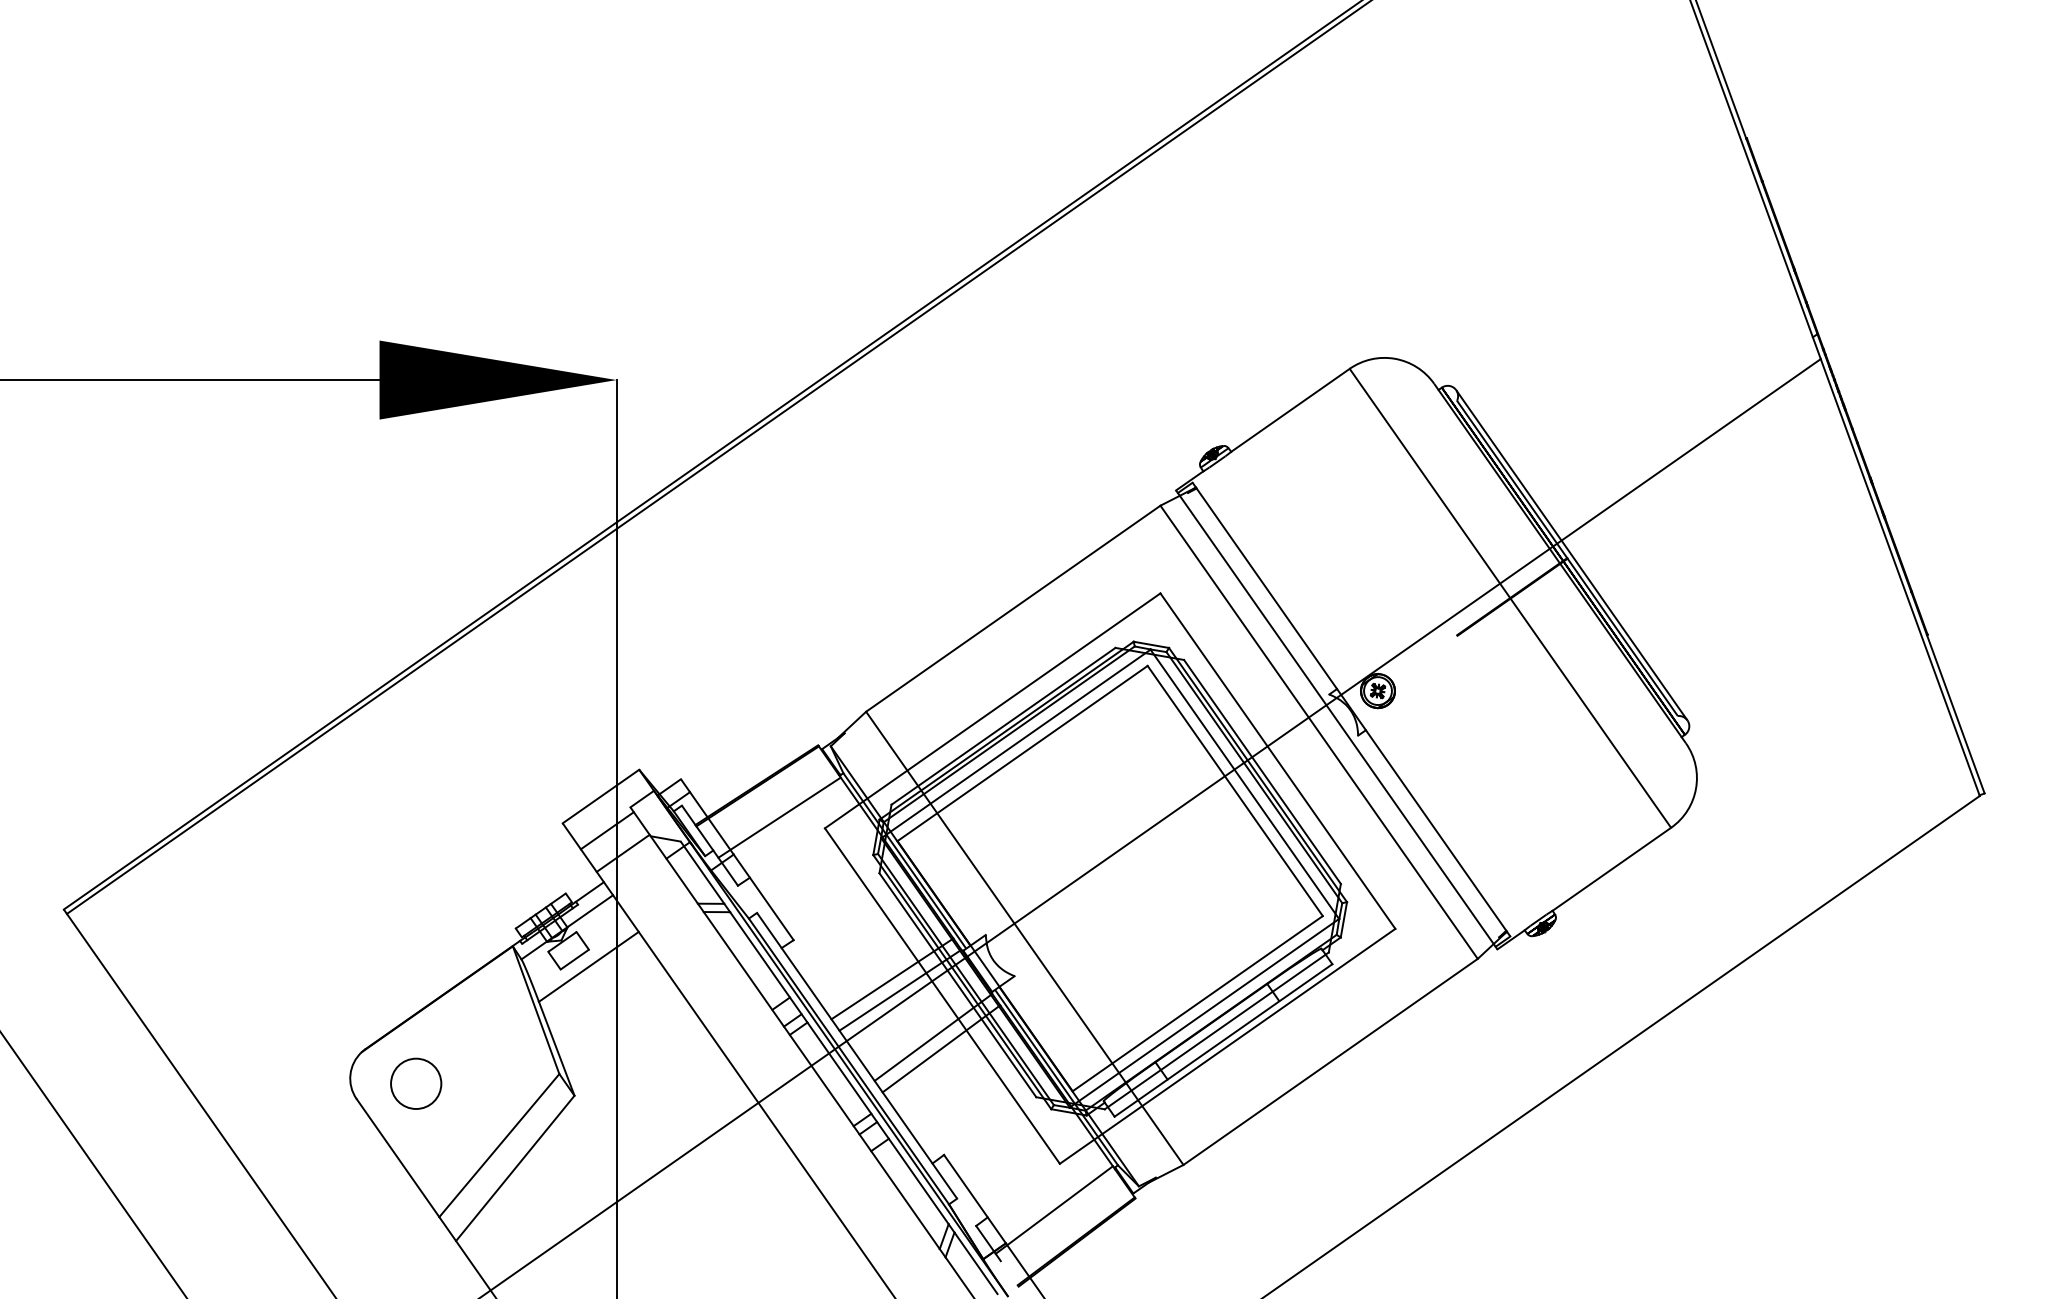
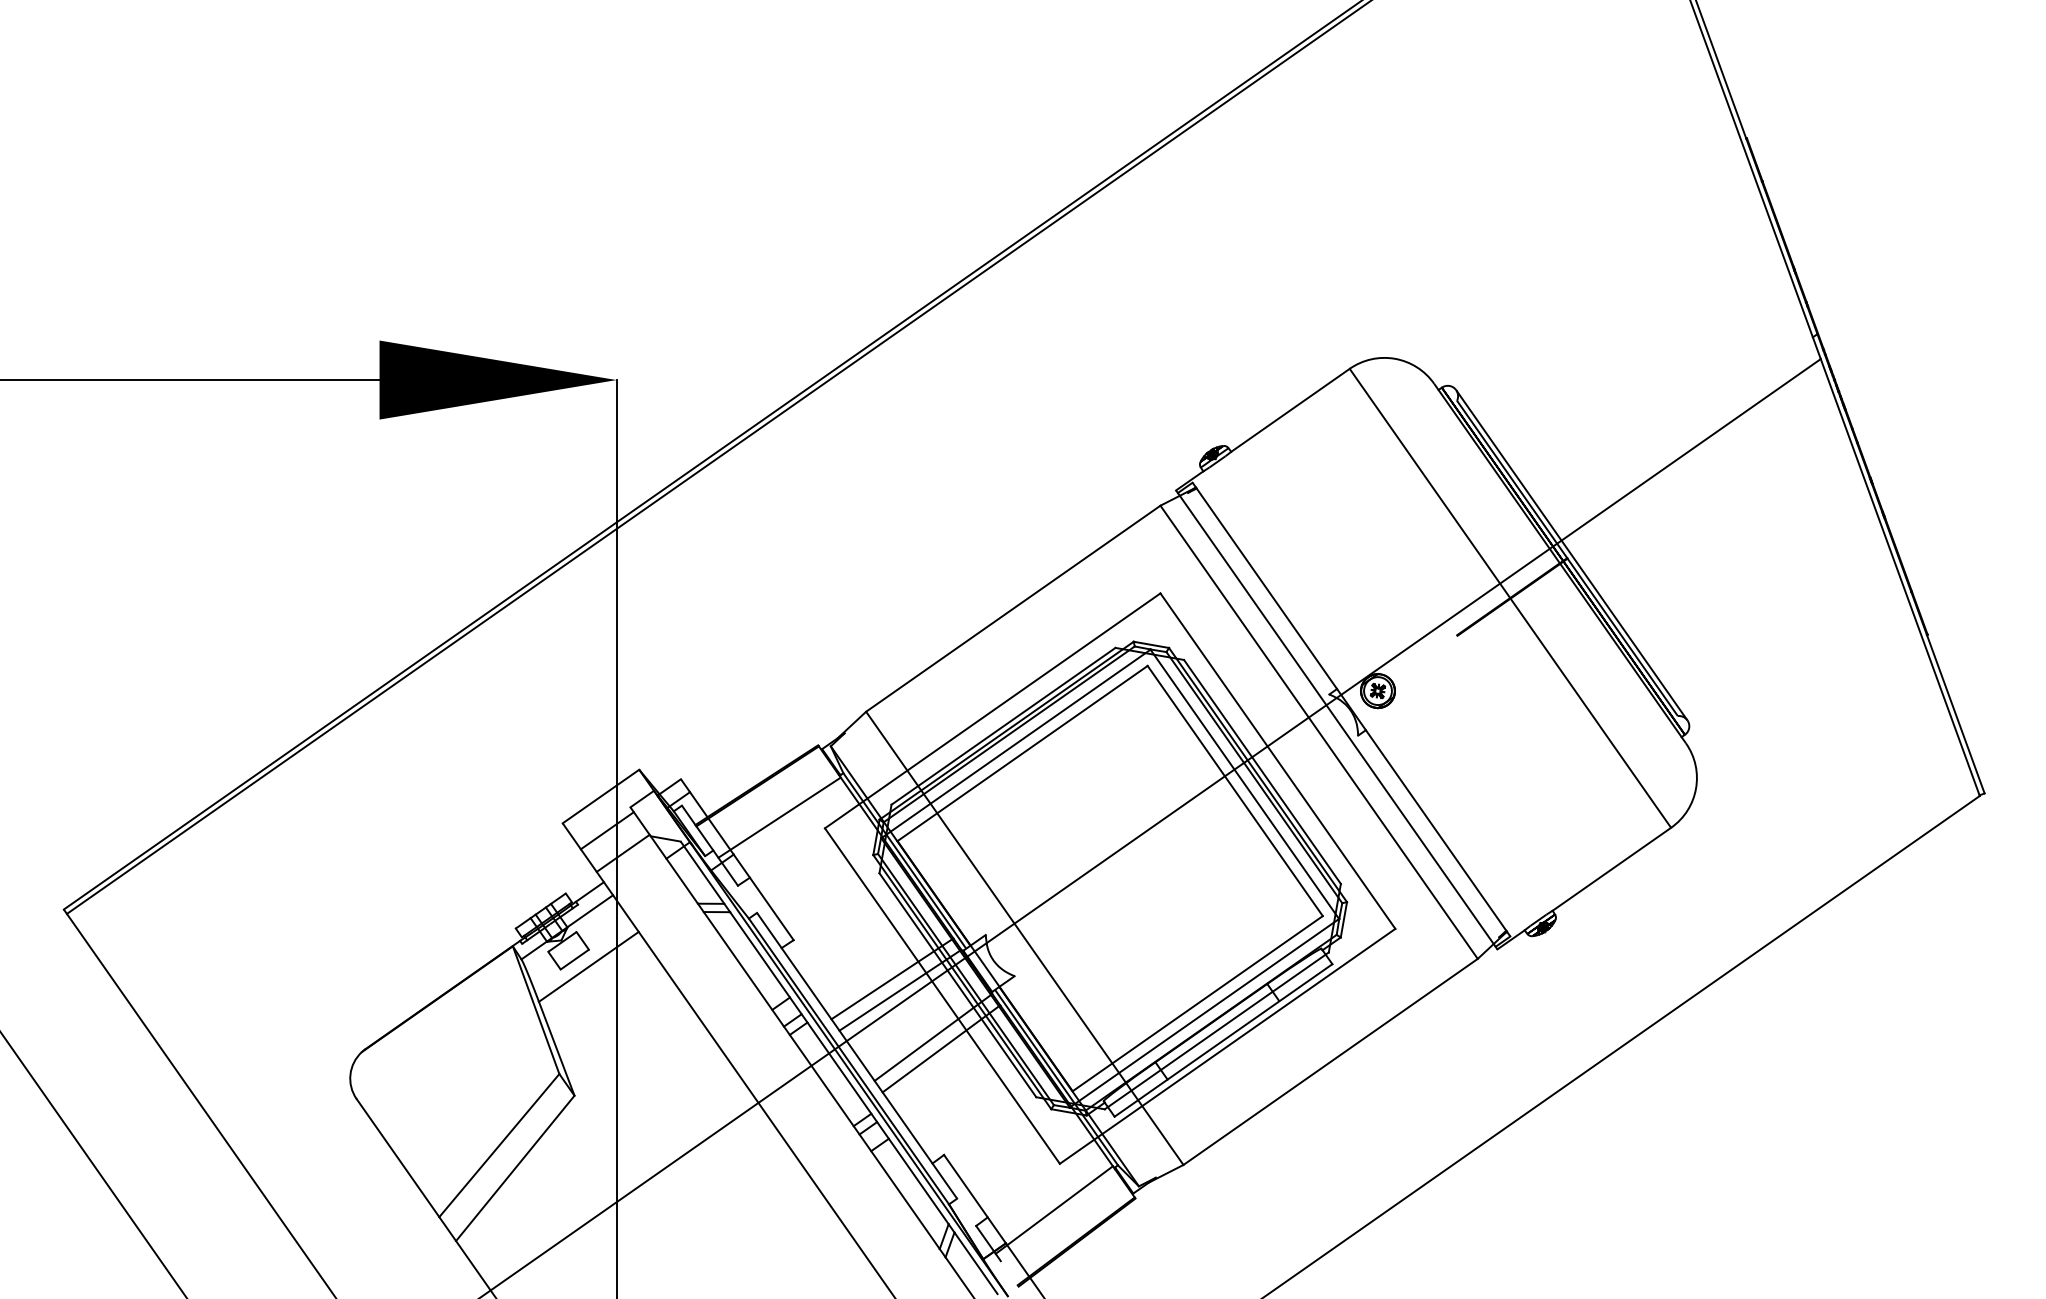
circle: present -> none (416, 1083)
